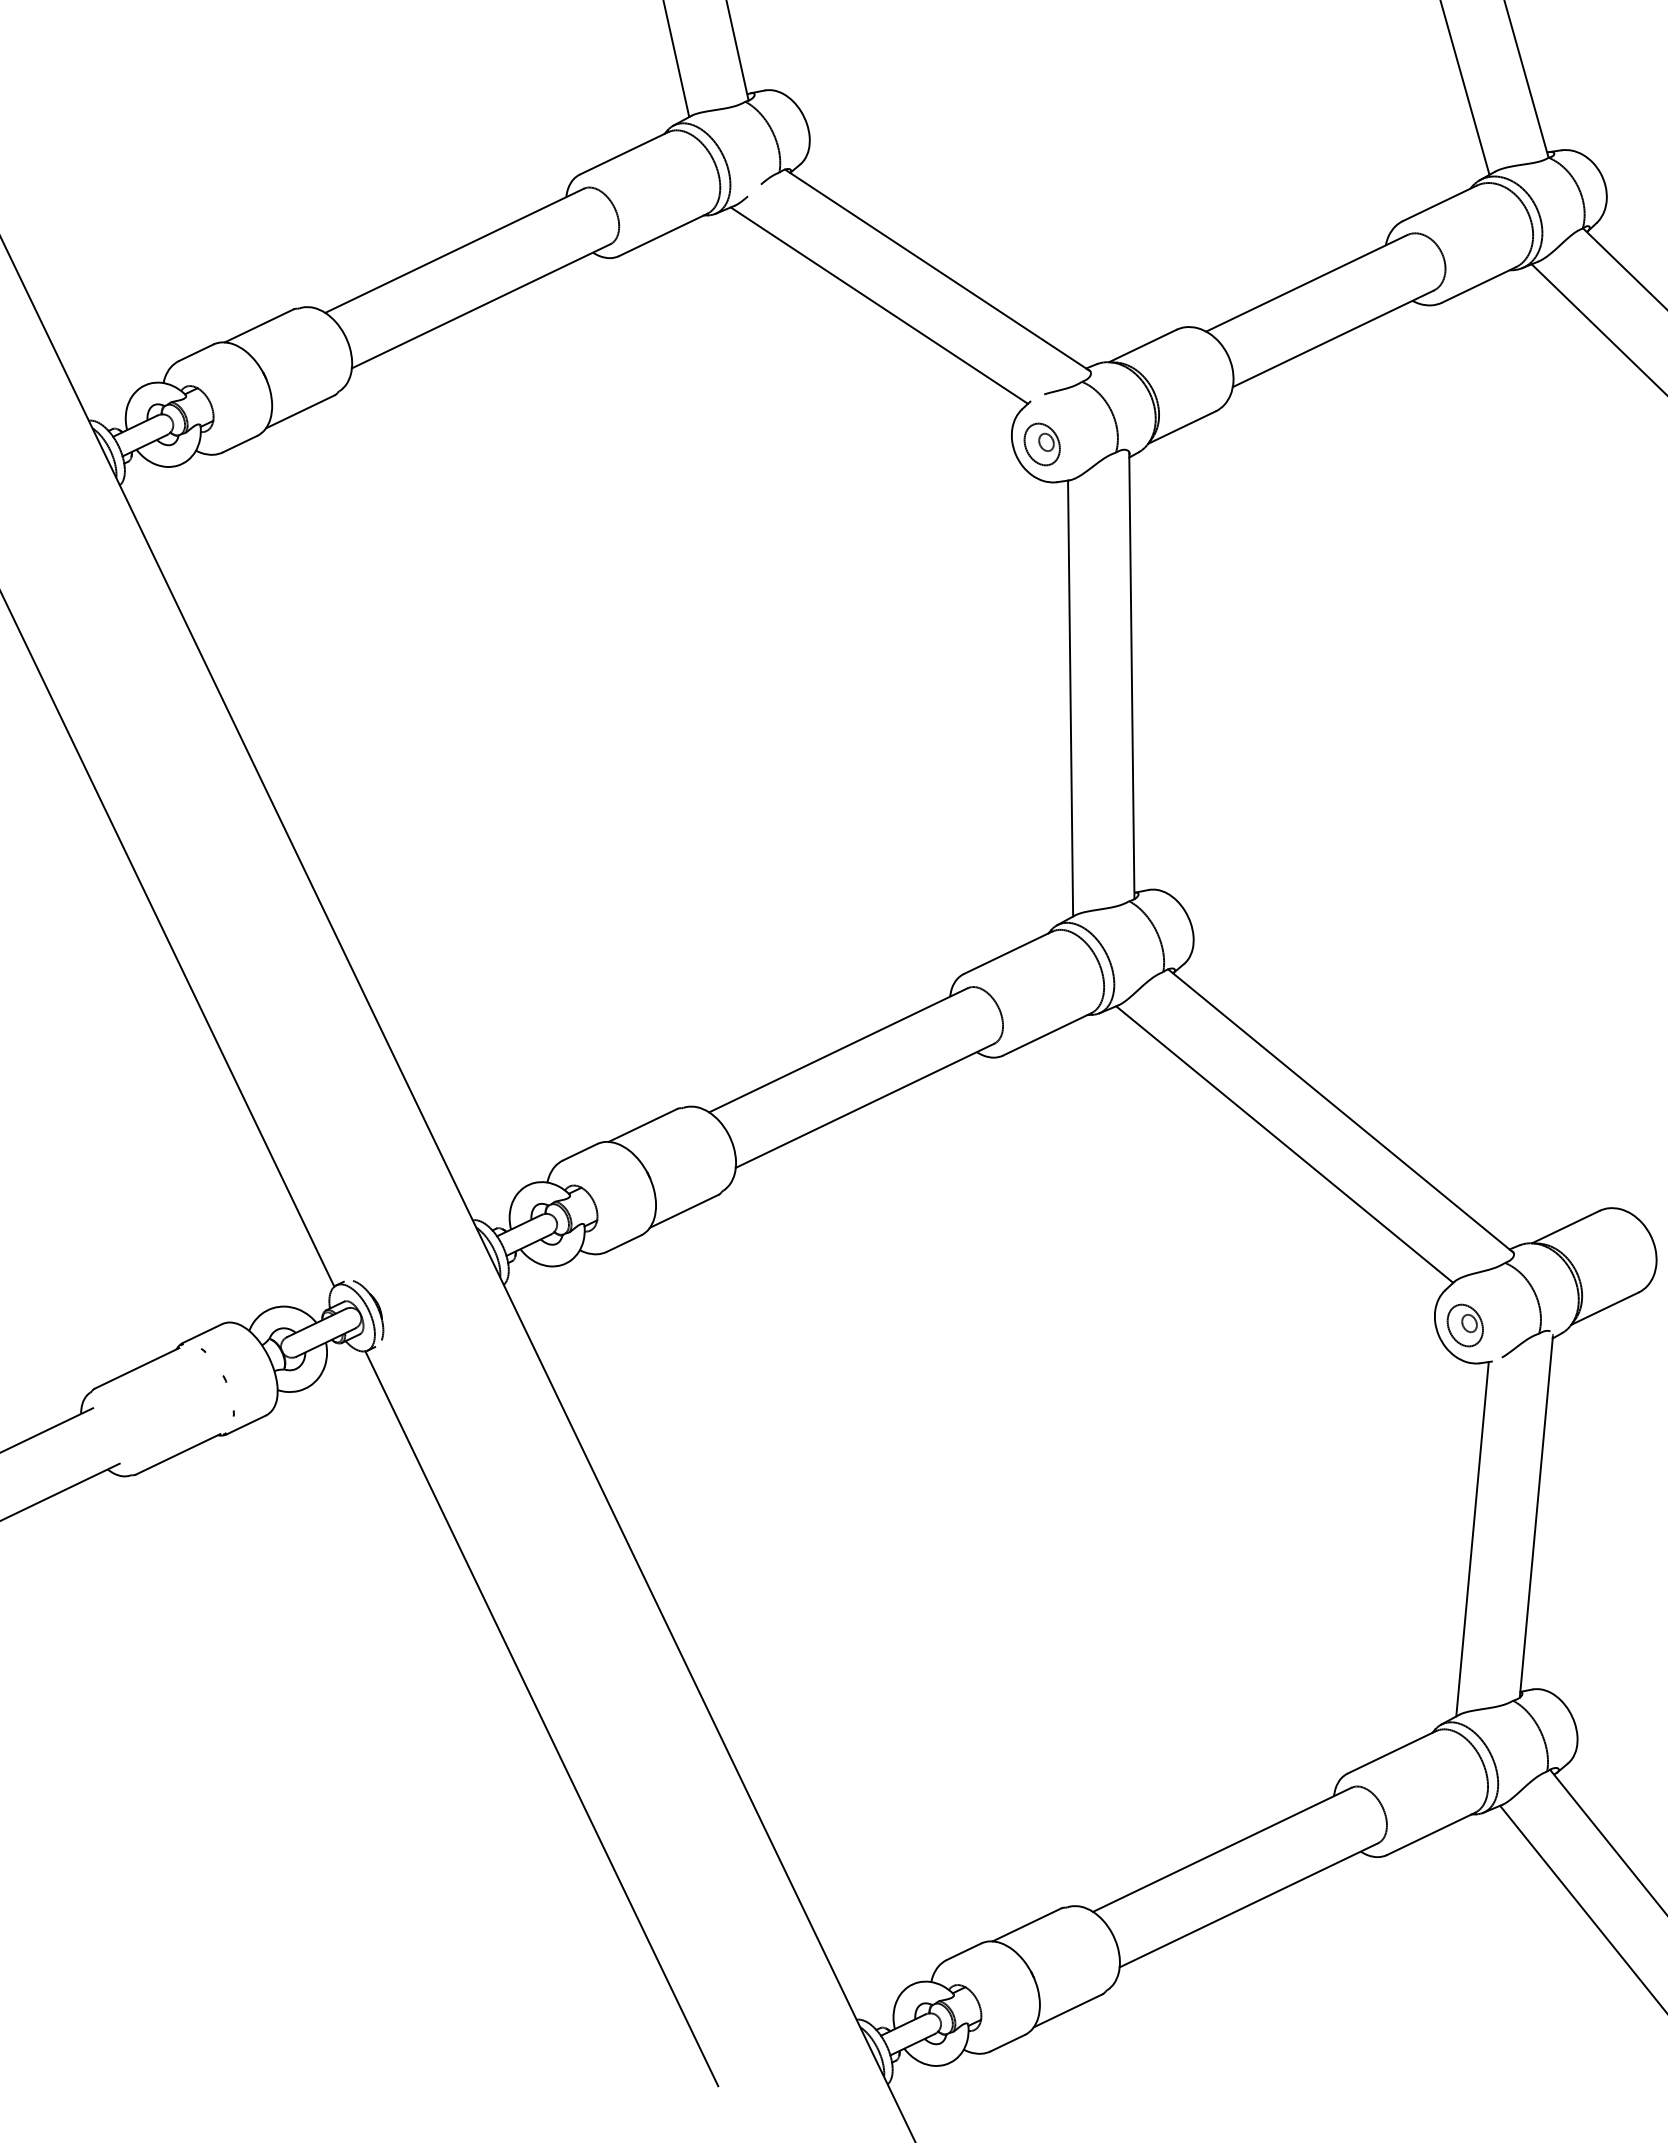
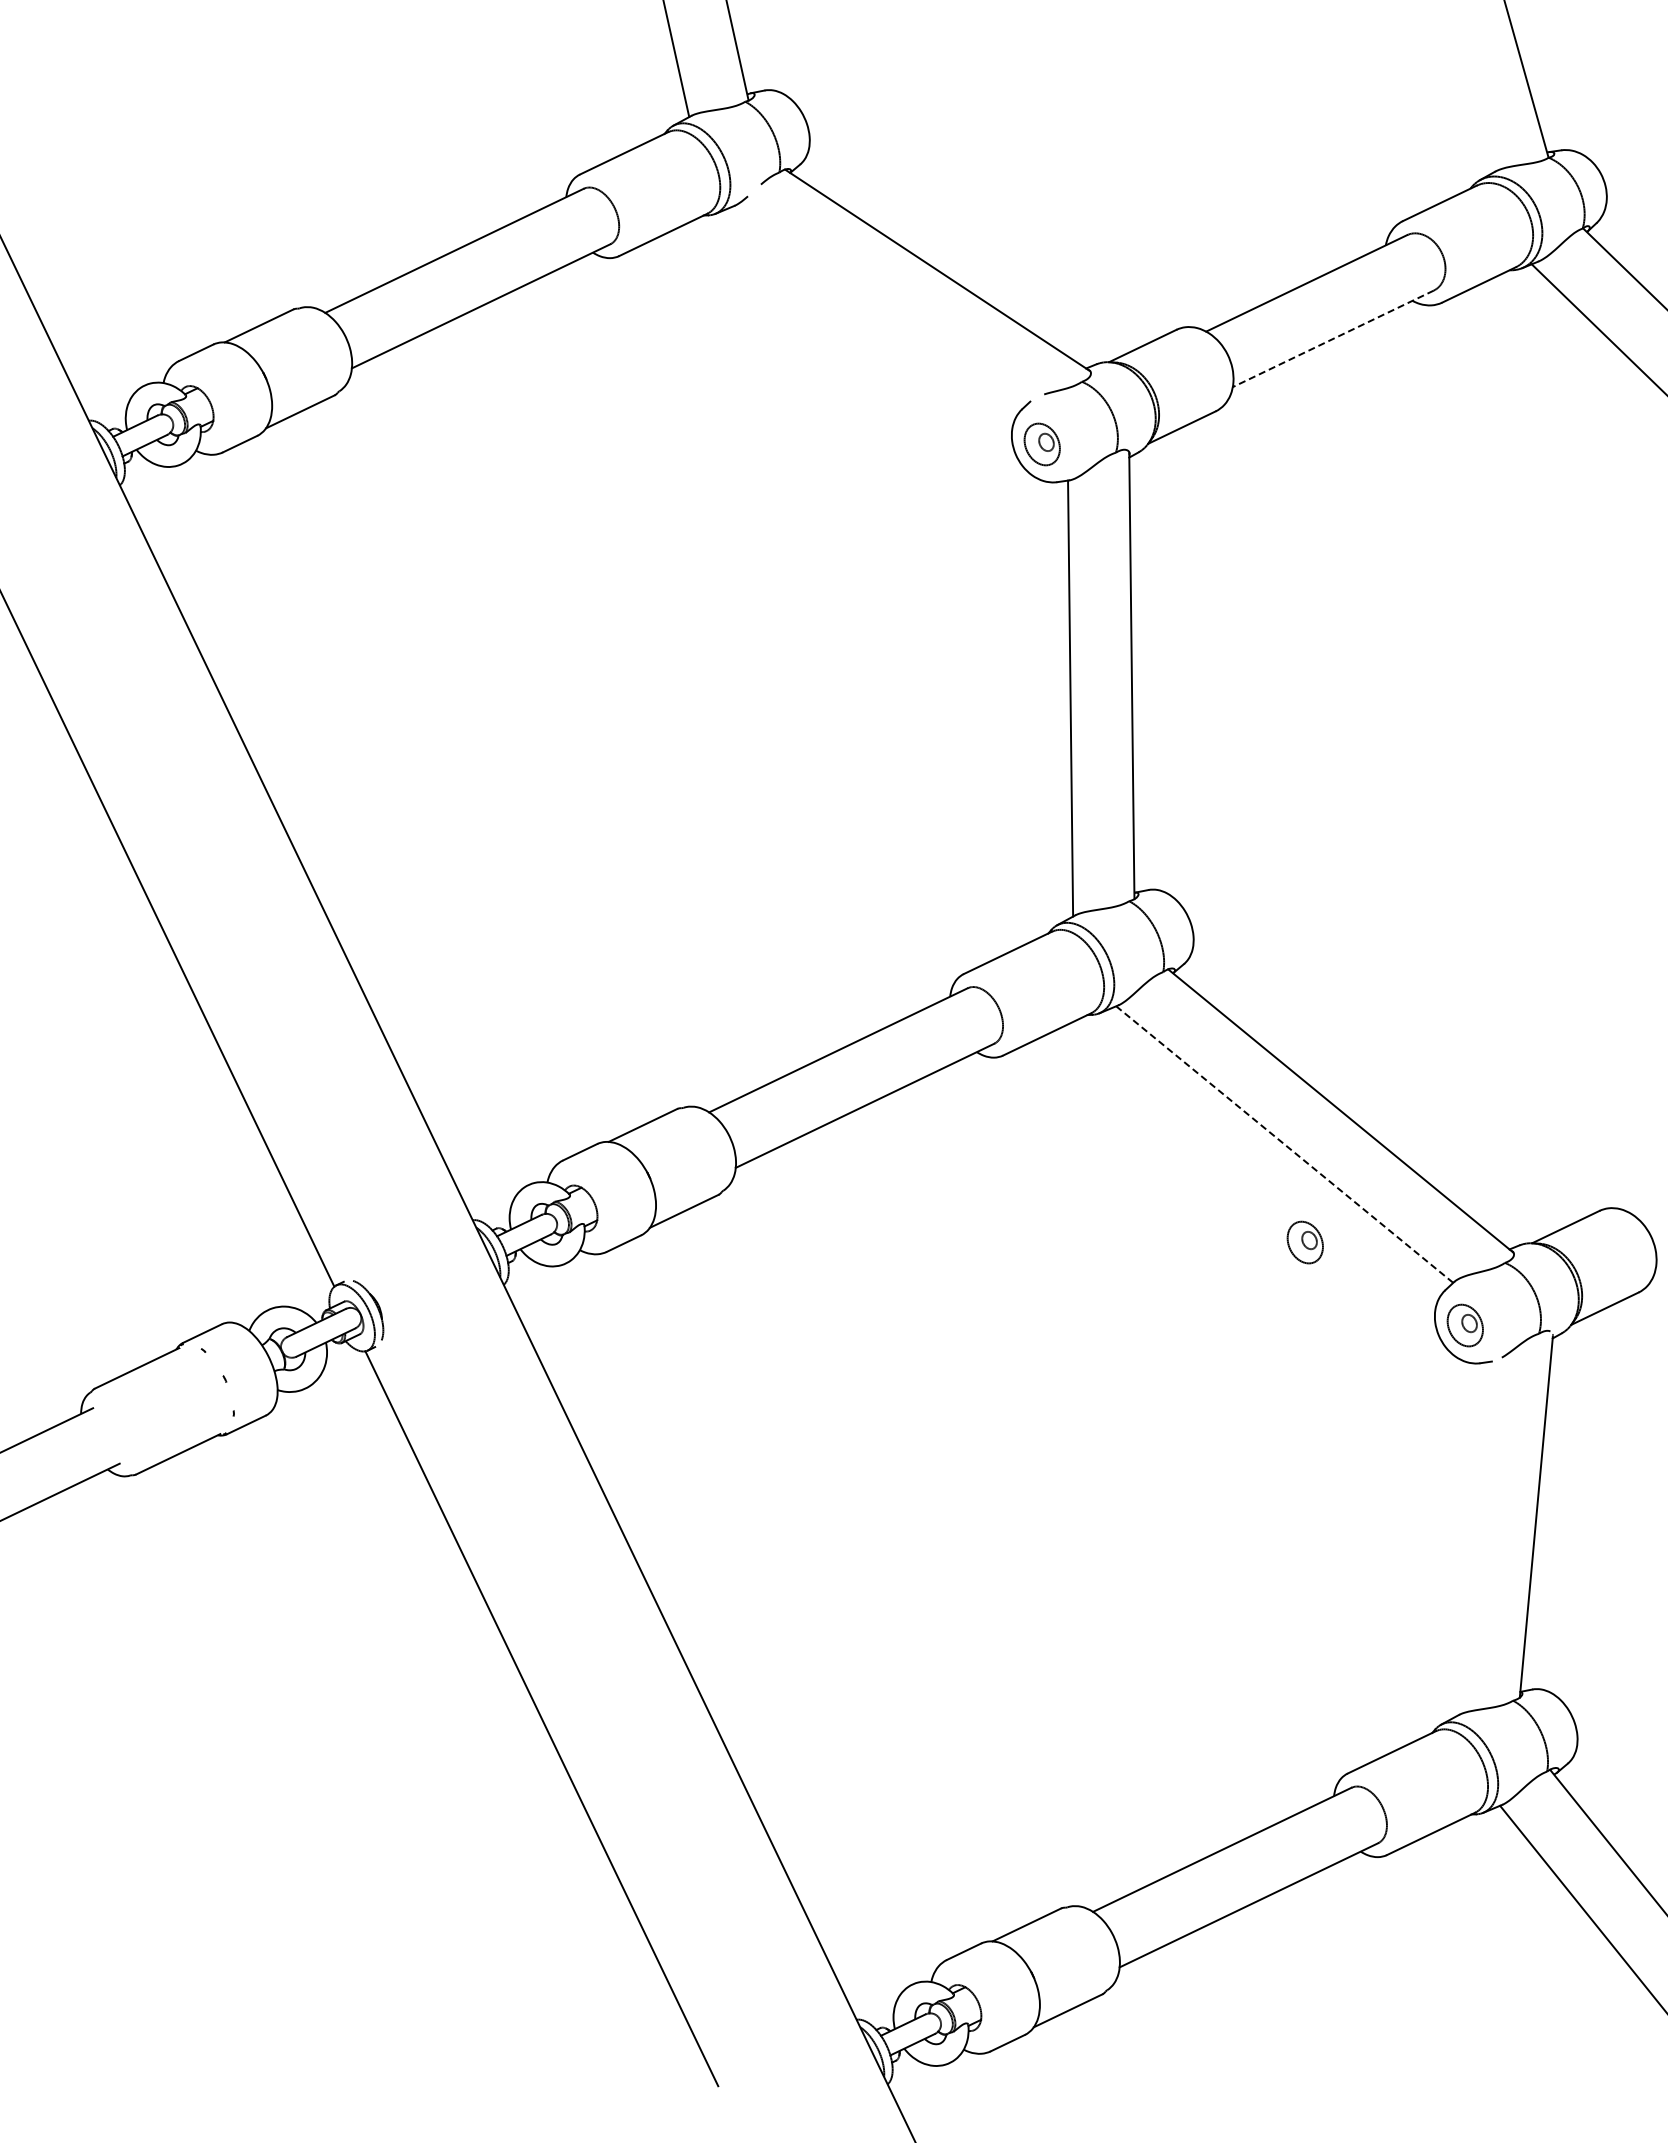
line: present -> none (1464, 88)
line: present -> none (879, 305)
line: solid -> dashed (1332, 339)
line: solid -> dashed (1284, 1144)
part: none -> present (1304, 1242)
line: present -> none (1472, 1539)
